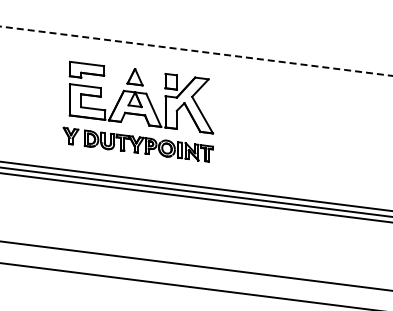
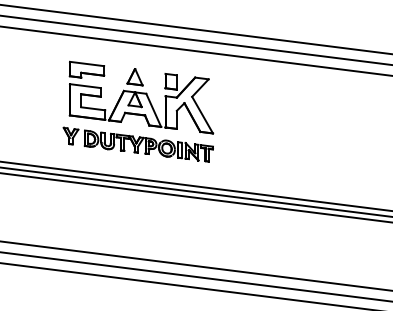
line: none -> present (195, 29)
line: none -> present (195, 39)
line: dashed -> solid (196, 51)
line: none -> present (195, 276)
